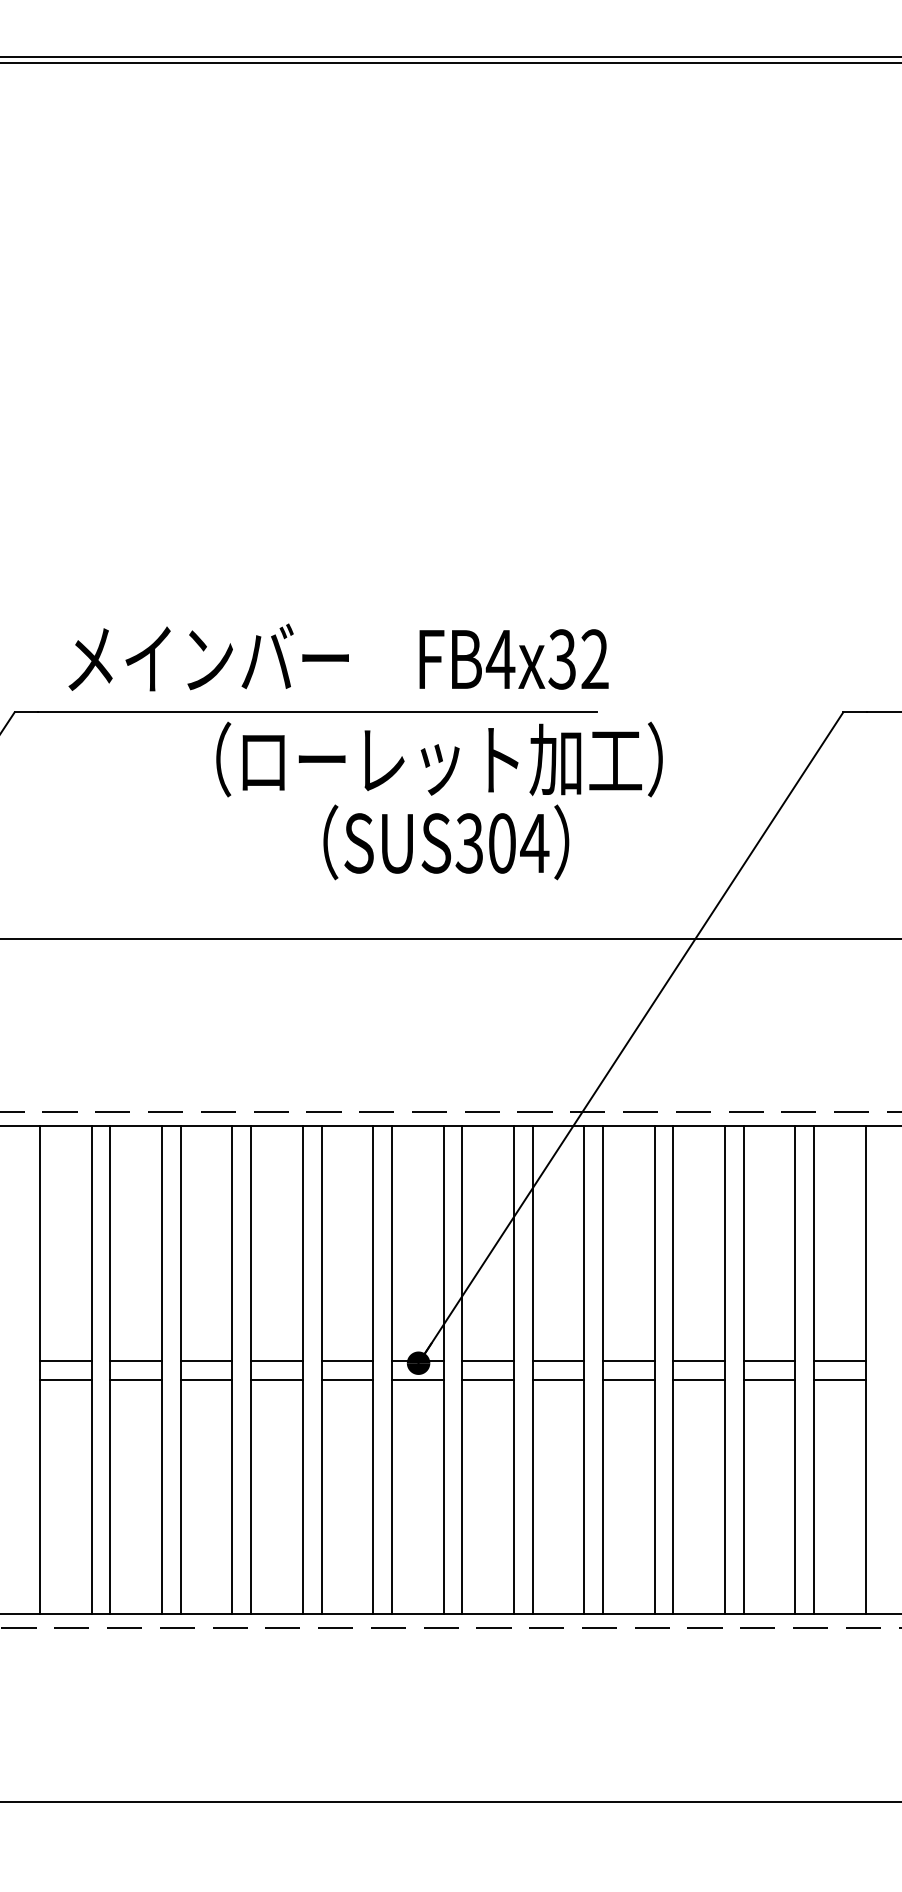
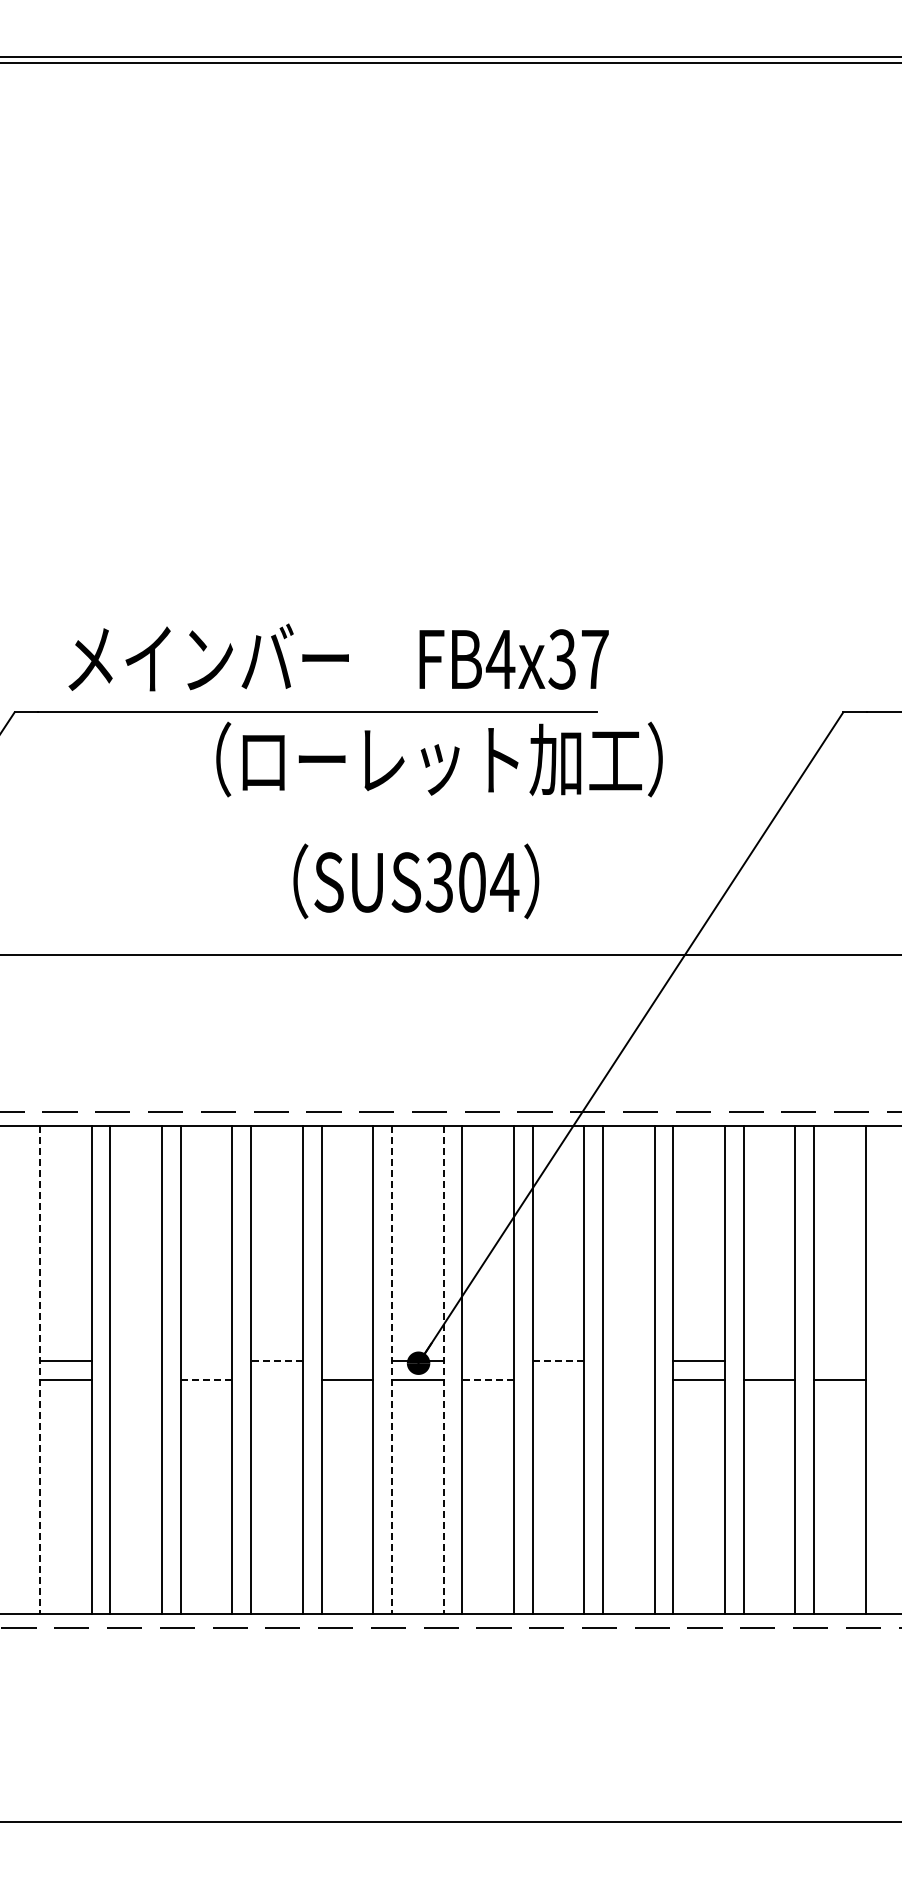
text: FB4x32 -> FB4x37 (594, 658)
text position: (446, 842) -> (416, 881) (416, 881)
line position: (450, 938) -> (450, 954) (450, 954)
line: present -> none (136, 1360)
line: present -> none (206, 1360)
line: solid -> dashed (277, 1360)
line: present -> none (347, 1360)
line: present -> none (487, 1360)
line: solid -> dashed (558, 1360)
line: present -> none (628, 1360)
line: present -> none (769, 1360)
line: present -> none (839, 1360)
line: solid -> dashed (40, 1370)
line: solid -> dashed (391, 1370)
line: solid -> dashed (443, 1370)
line: present -> none (136, 1379)
line: solid -> dashed (206, 1379)
line: present -> none (276, 1379)
line: solid -> dashed (488, 1379)
line: present -> none (558, 1379)
line: present -> none (628, 1379)
line position: (450, 1801) -> (450, 1821) (450, 1821)
